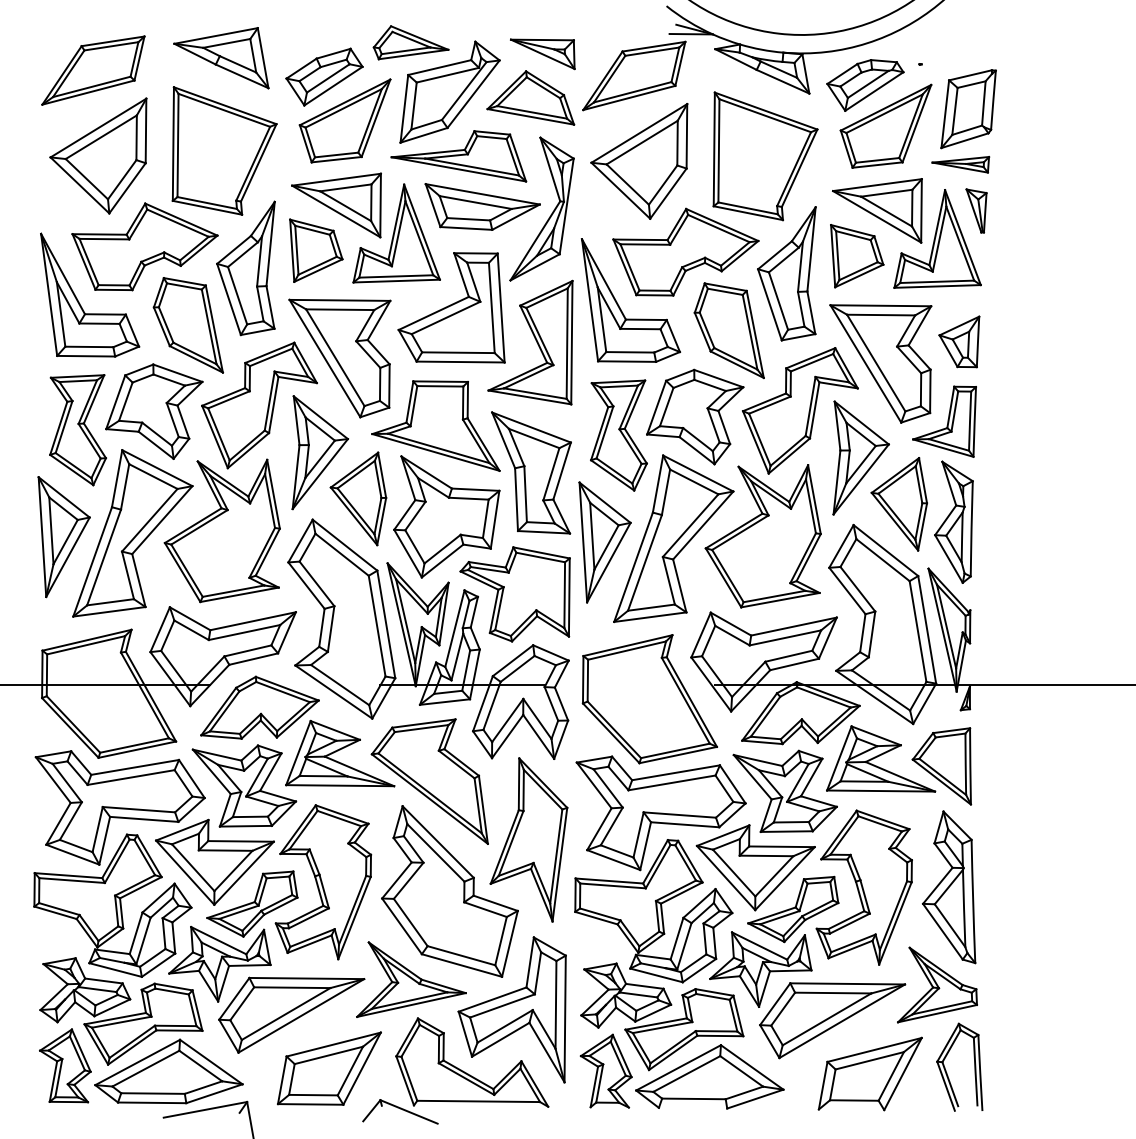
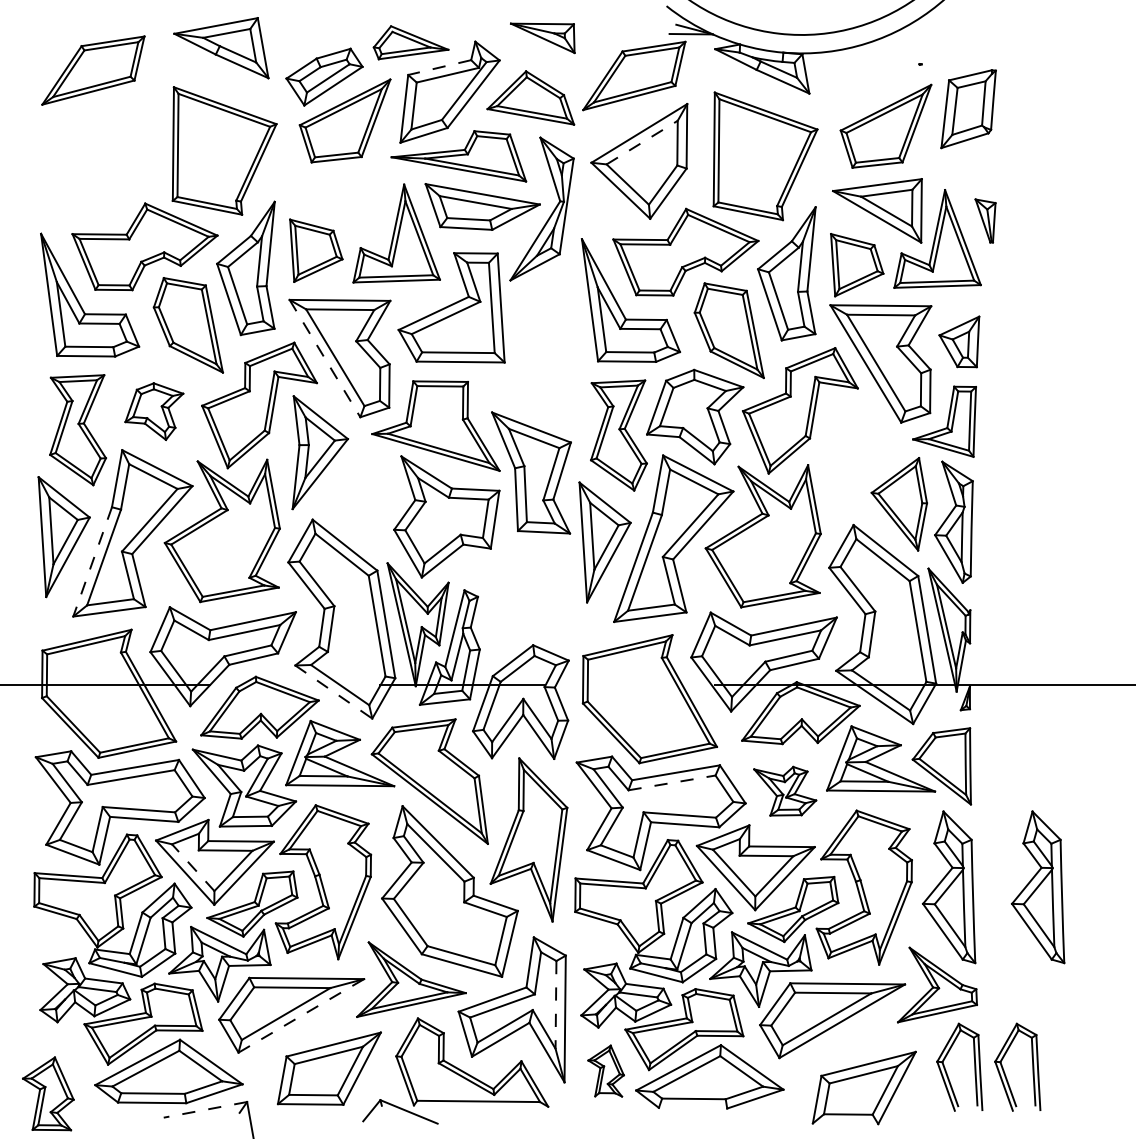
part position: (542, 54) -> (542, 38) (542, 38)
part position: (221, 58) -> (221, 48) (221, 48)
line: solid -> dashed (439, 67)
part: present -> none (865, 85)
line: solid -> dashed (642, 142)
part: present -> none (98, 155)
part: present -> none (960, 164)
part: present -> none (336, 205)
part position: (976, 210) -> (985, 220) (985, 220)
part position: (857, 256) -> (857, 265) (857, 265)
part: present -> none (530, 342)
line: solid -> dashed (324, 358)
part size: 99x97 px -> 61x59 px (154, 411)
part: present -> none (860, 457)
part: present -> none (358, 498)
line: solid -> dashed (92, 561)
part: present -> none (514, 594)
line: solid -> dashed (333, 692)
line: solid -> dashed (672, 782)
part size: 106x84 px -> 65x52 px (785, 790)
line: solid -> dashed (193, 867)
part: none -> present (1038, 887)
line: solid -> dashed (556, 1004)
line: solid -> dashed (301, 1015)
part position: (65, 1065) -> (48, 1093) (48, 1093)
part size: 54x76 px -> 38x54 px (605, 1070)
part: none -> present (1004, 1070)
part position: (869, 1073) -> (863, 1087) (863, 1087)
line: solid -> dashed (204, 1109)
